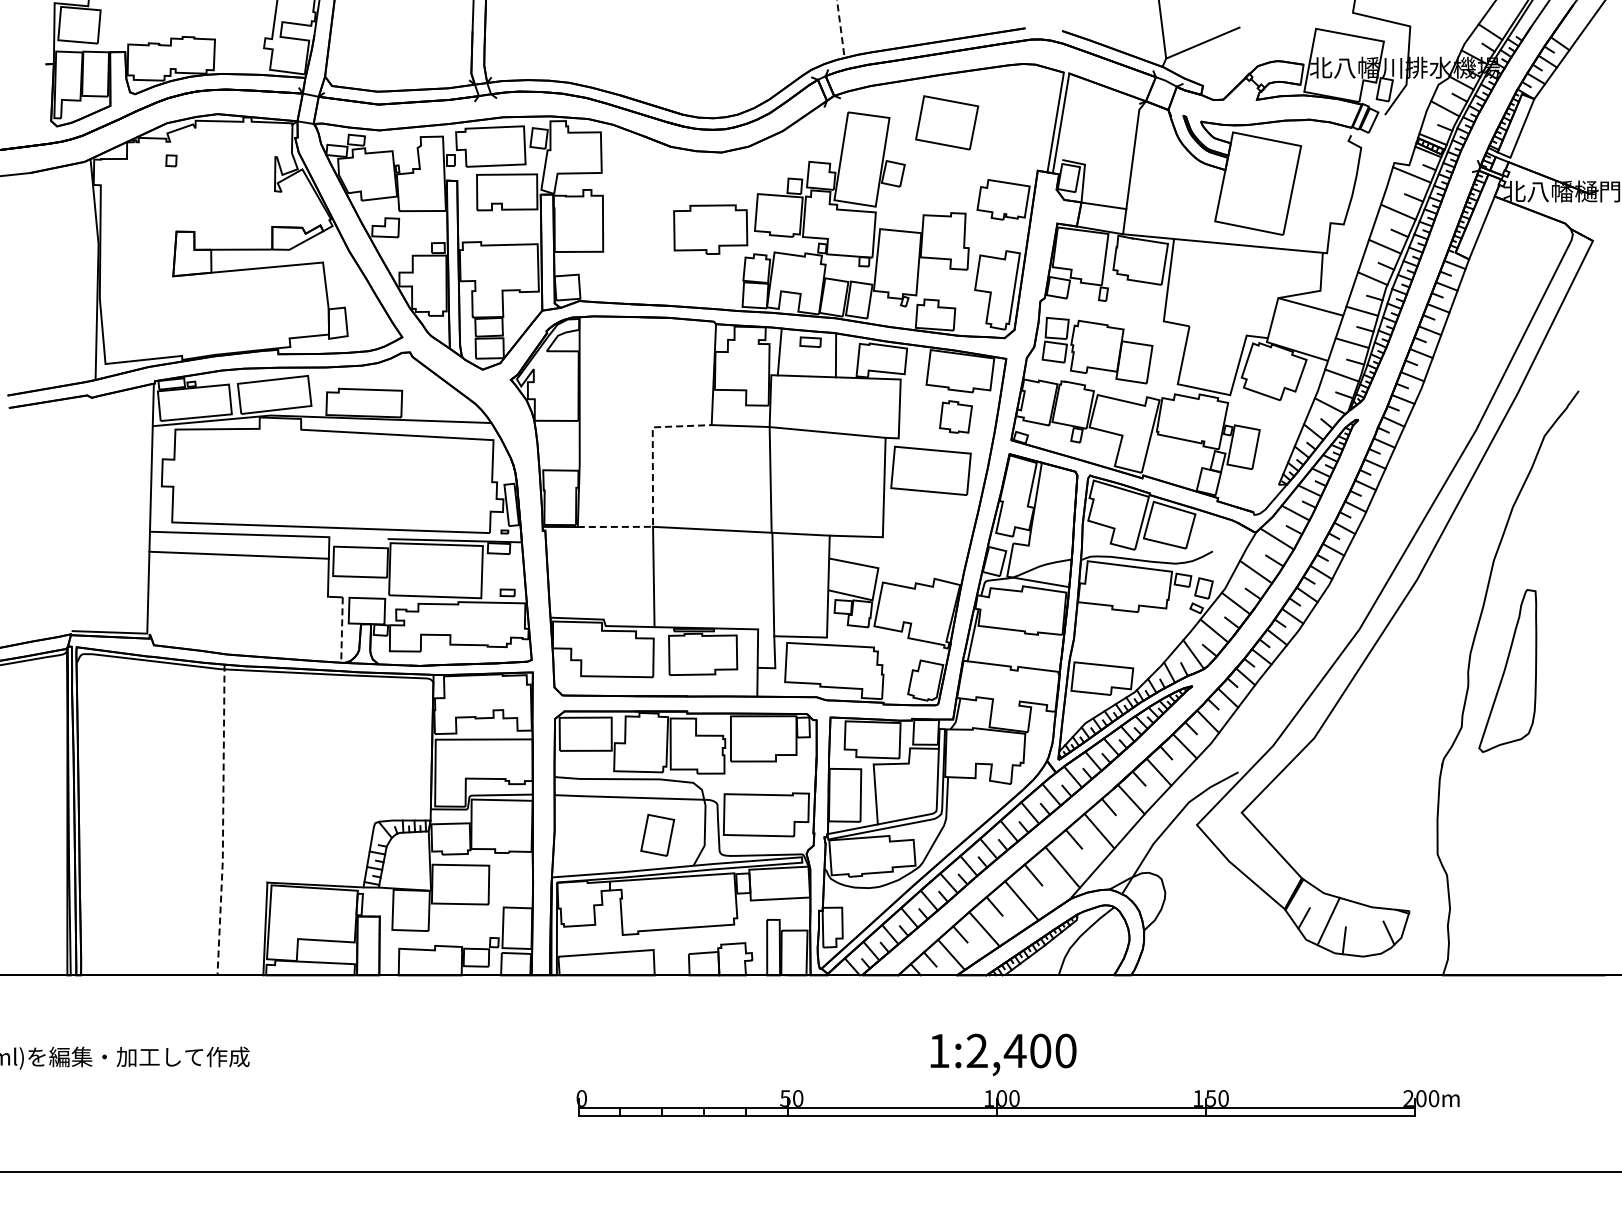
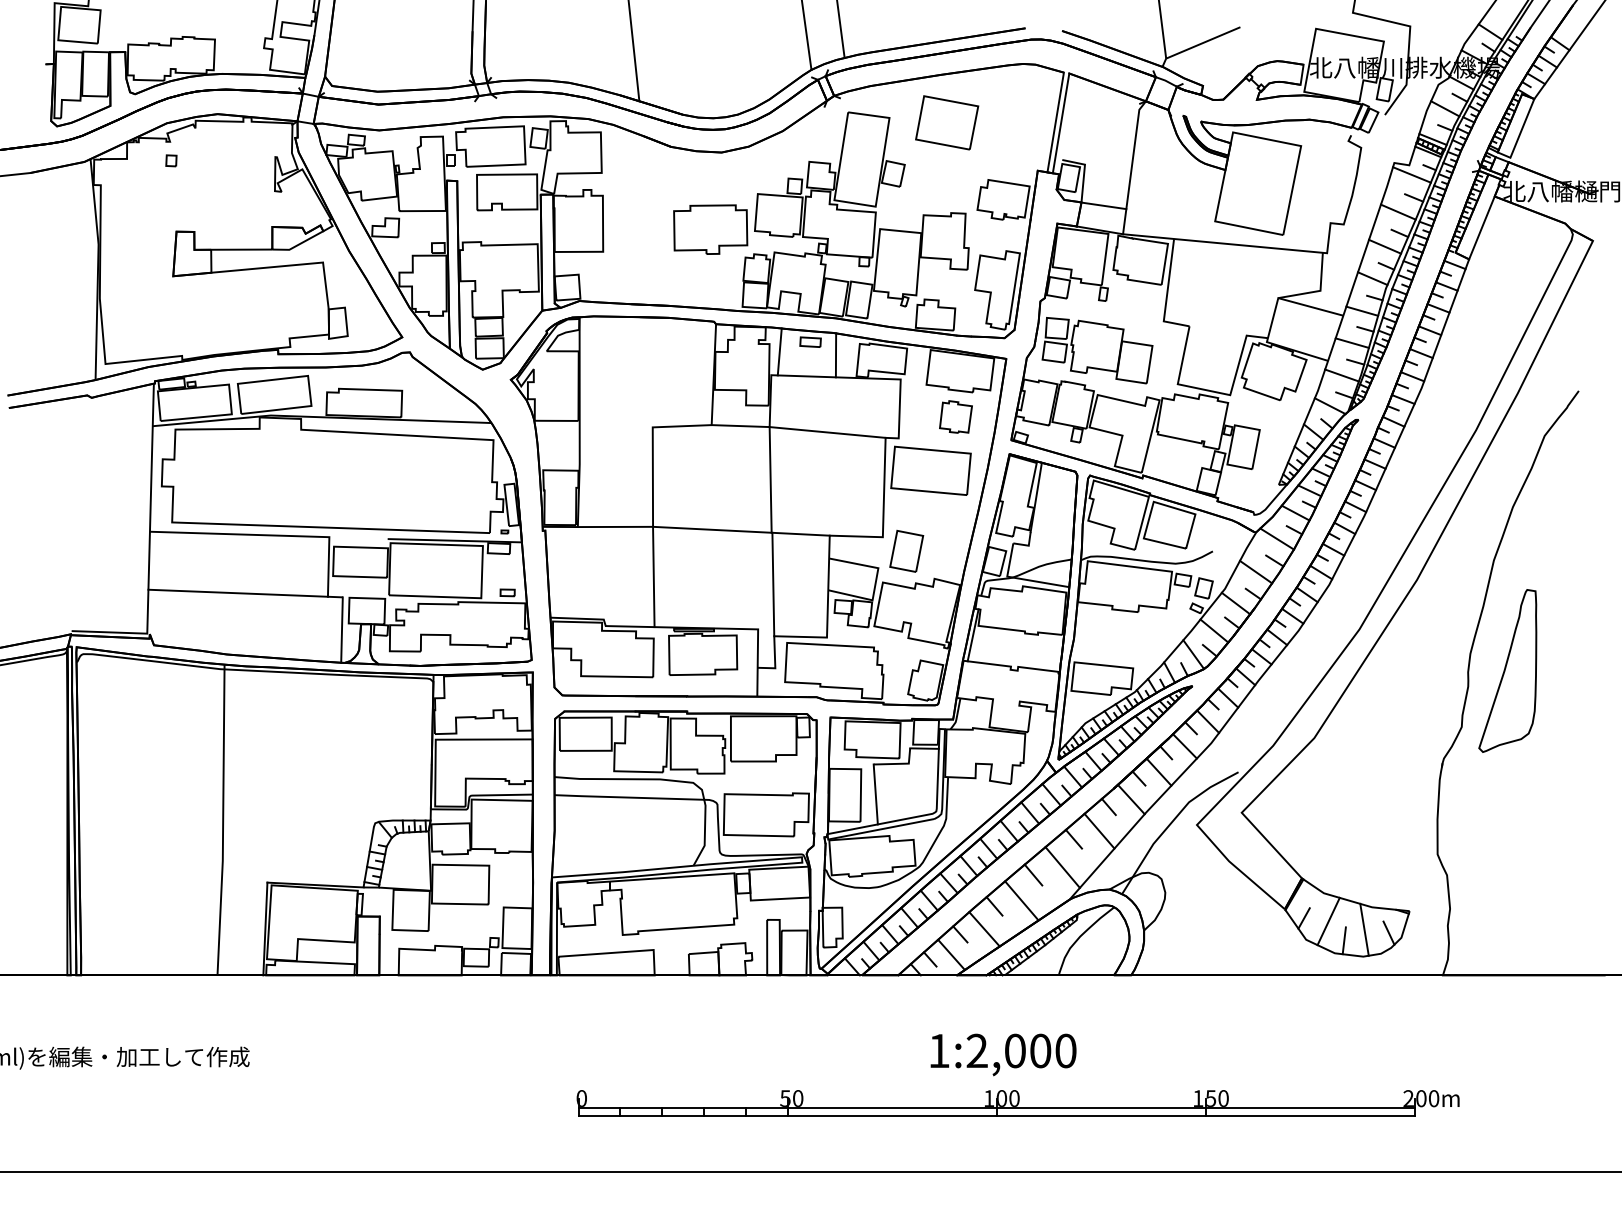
line: dashed -> solid (840, 29)
line: none -> present (806, 35)
line: none -> present (633, 51)
line: dashed -> solid (652, 485)
line position: (238, 554) -> (237, 592) (237, 592)
line: dashed -> solid (342, 630)
line: dashed -> solid (223, 821)
part position: (657, 835) -> (906, 551) (906, 551)
line: none -> present (1364, 929)
text: 1:2,400 -> 1:2,000 (1014, 1050)
